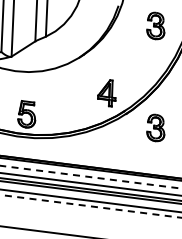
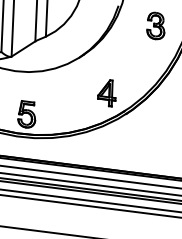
part: present -> none (155, 127)
line: dashed -> solid (91, 177)
line: dashed -> solid (90, 206)
